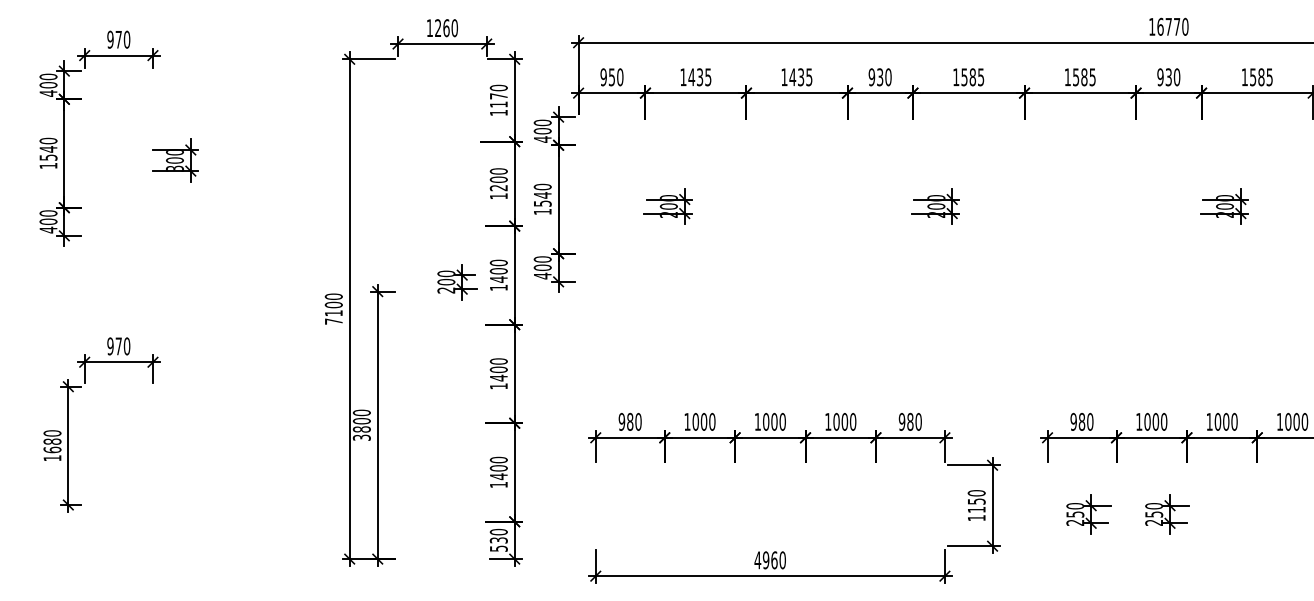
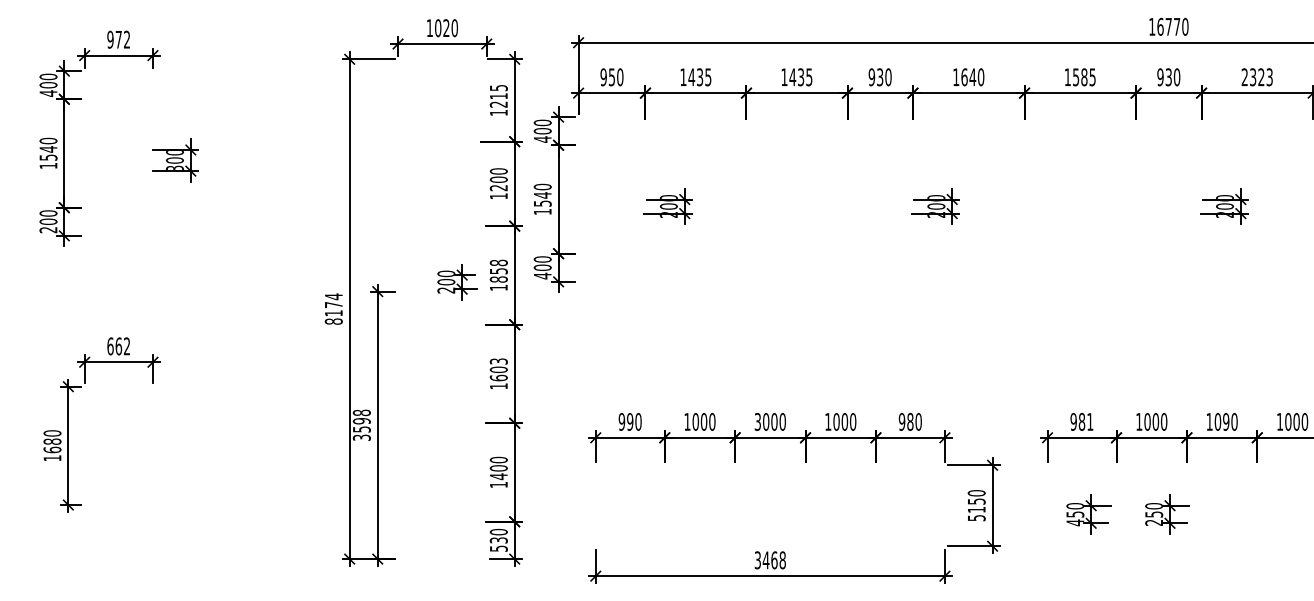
text: 1260 -> 1020 (442, 28)
text: 970 -> 972 (126, 39)
text: 1585 -> 1640 (972, 77)
text: 1585 -> 2323 (1256, 77)
text: 1170 -> 1215 (498, 95)
text: 400 -> 200 (48, 229)
text: 1400 -> 1858 (498, 270)
text: 7100 -> 8174 (333, 308)
text: 970 -> 662 (118, 346)
text: 1400 -> 1603 (498, 369)
text: 3800 -> 3598 (361, 420)
text: 980 -> 990 (630, 421)
text: 1000 -> 3000 (757, 421)
text: 980 -> 981 (1090, 421)
text: 1000 -> 1090 (1226, 421)
text: 1150 -> 5150 (976, 518)
text: 250 -> 450 (1075, 522)
text: 4960 -> 3468 (769, 560)
